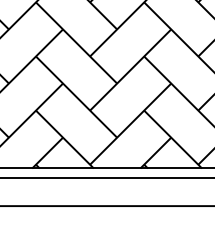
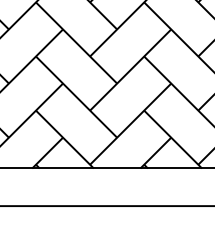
line: present -> none (106, 177)
